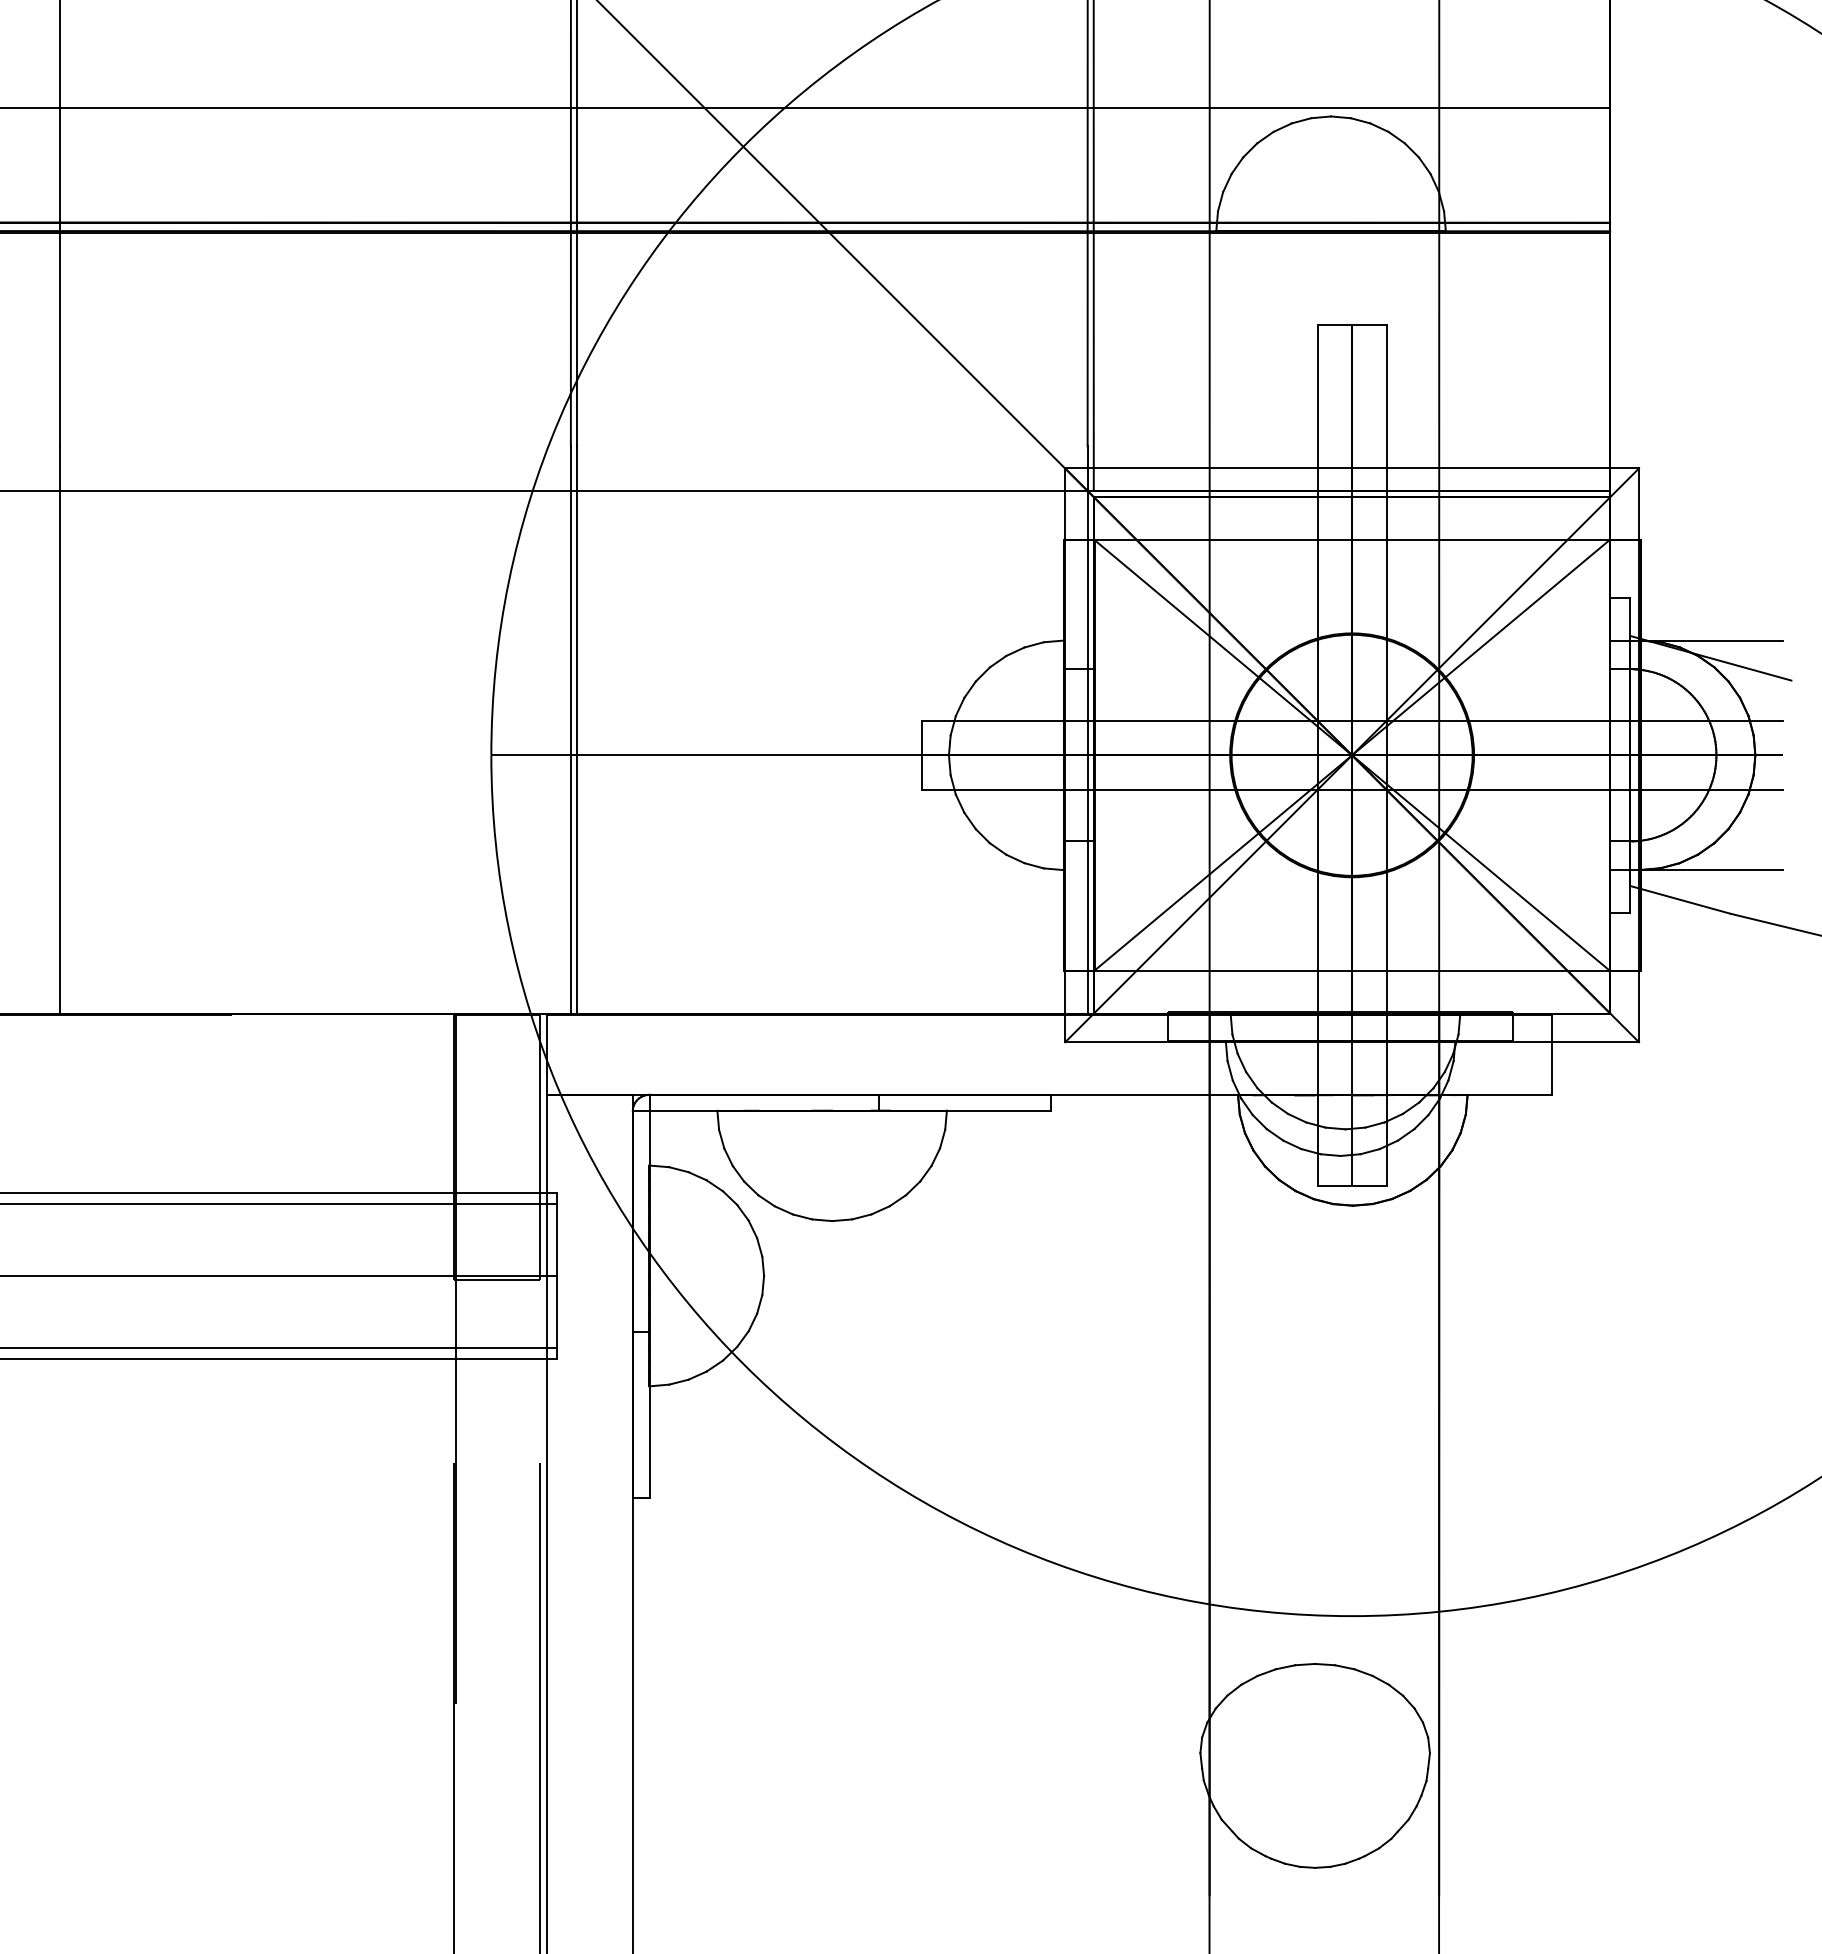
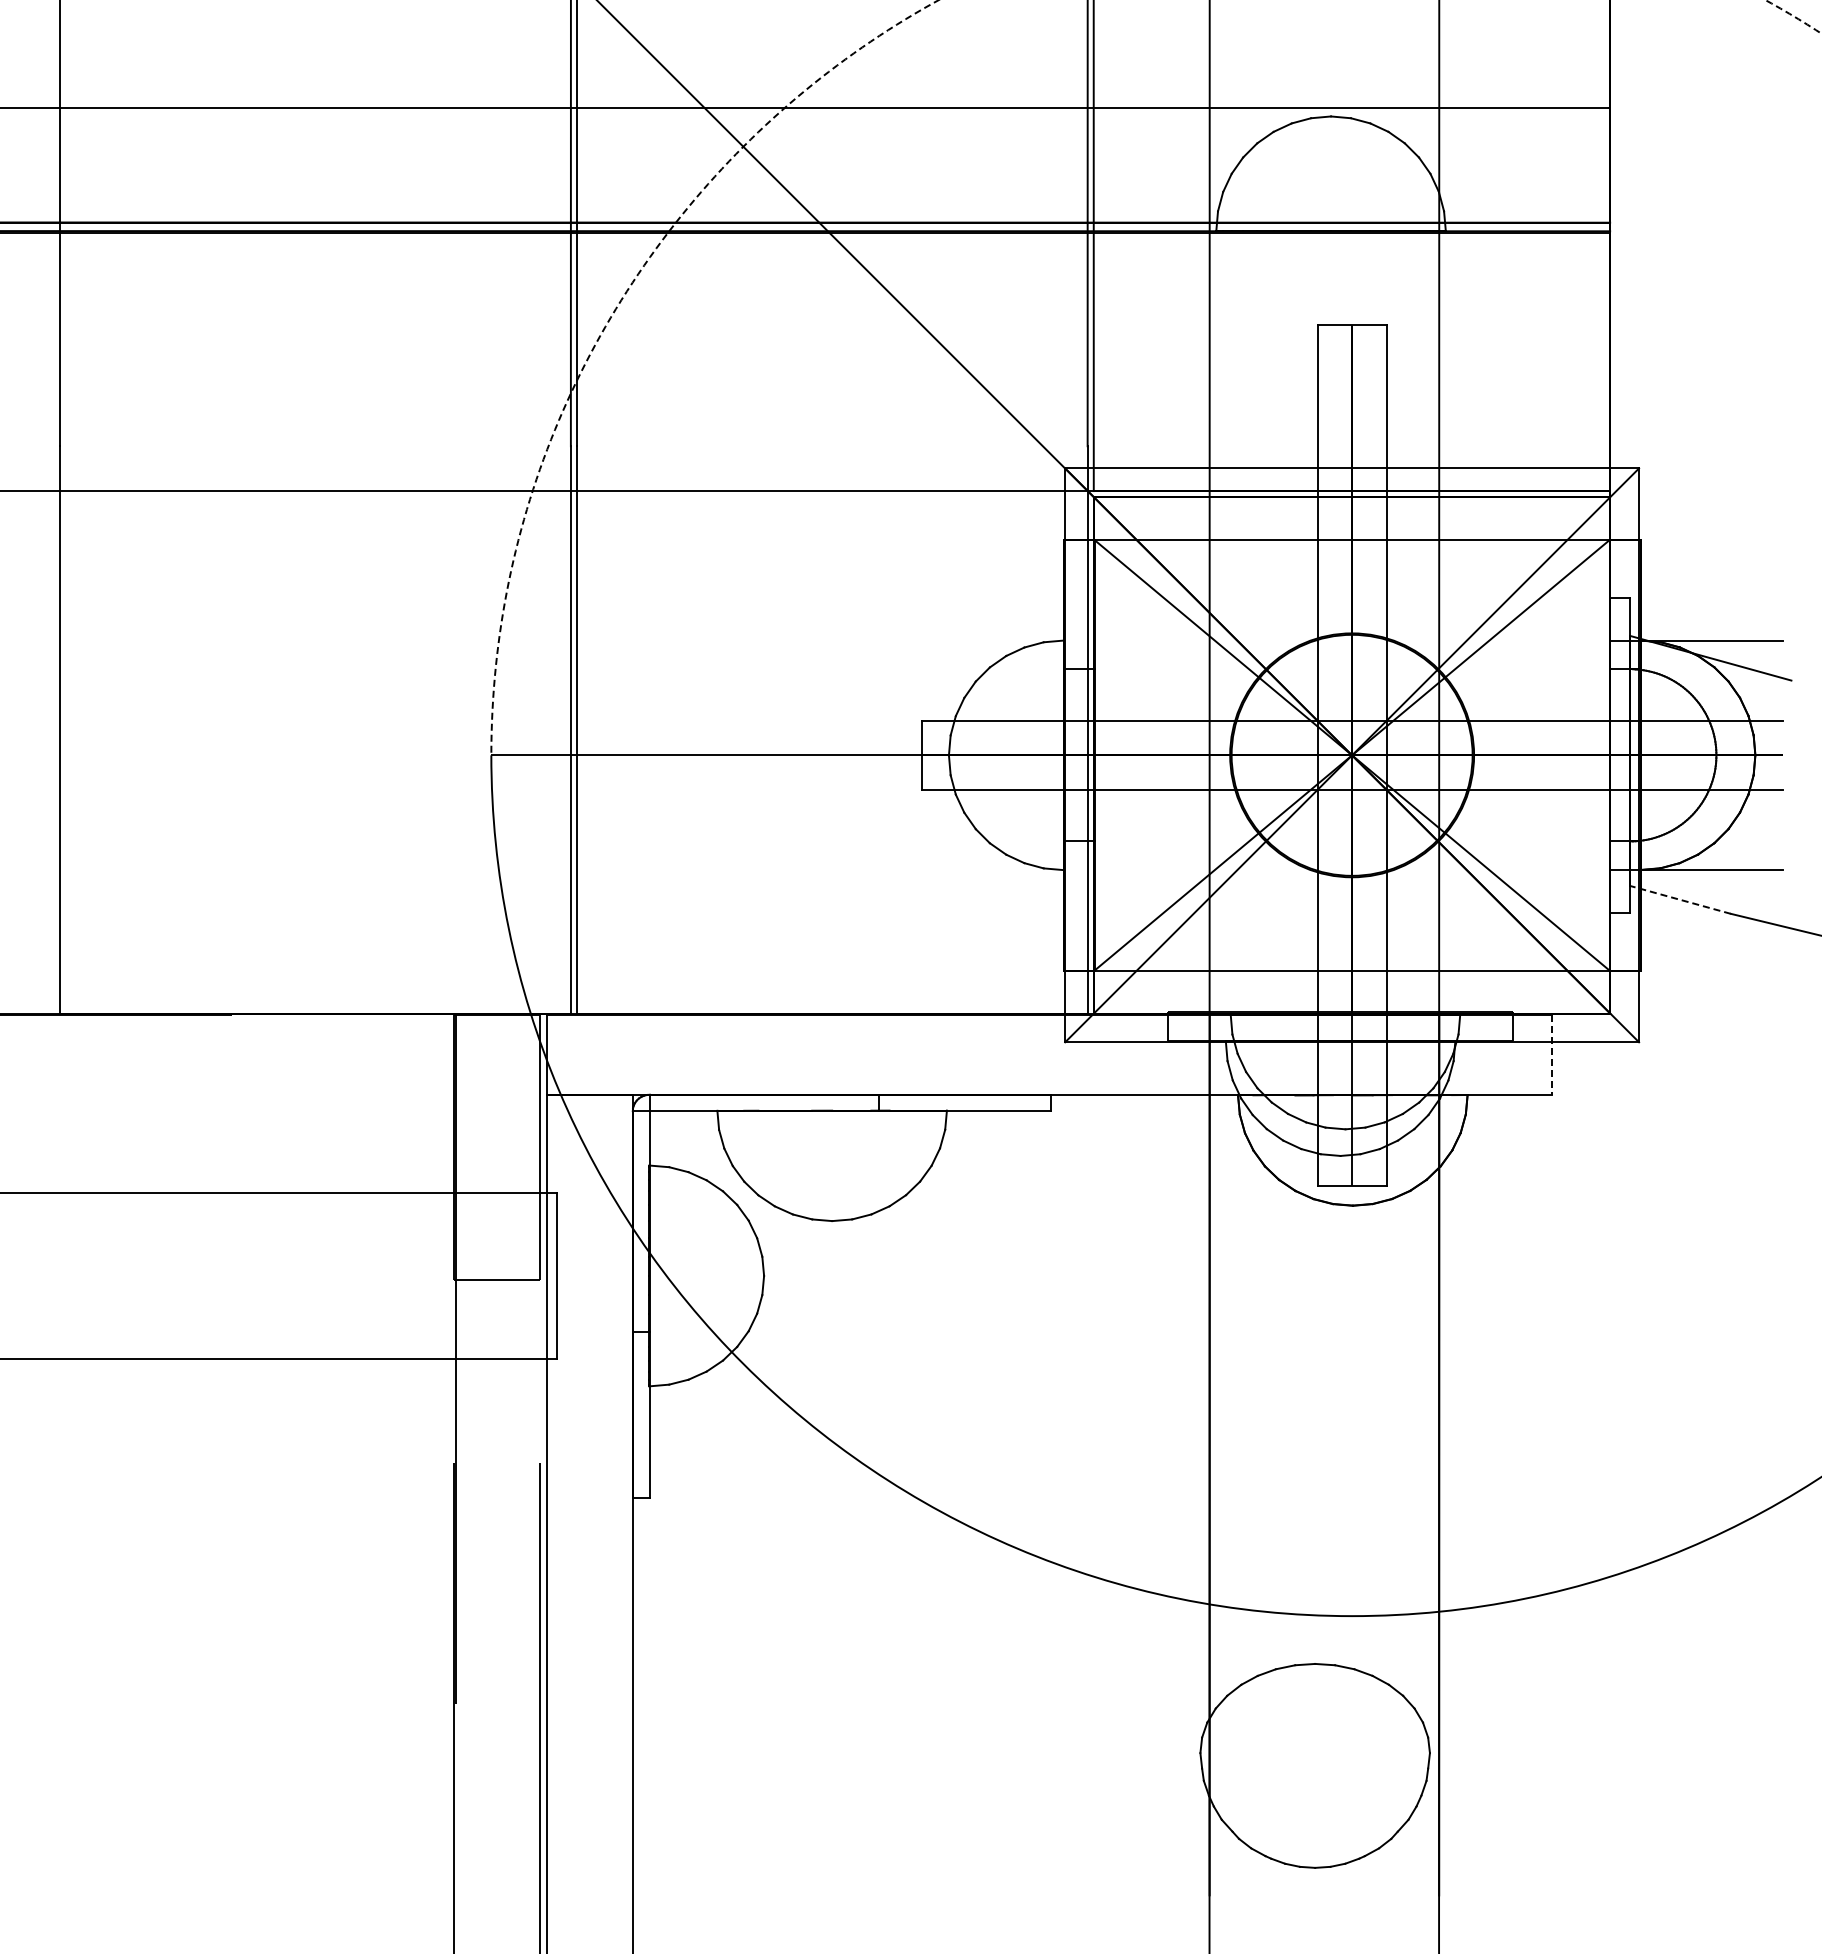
arc: solid -> dashed (628, 289)
line: solid -> dashed (1680, 899)
line: solid -> dashed (1551, 1055)
line: present -> none (279, 1204)
line: present -> none (279, 1275)
line: present -> none (279, 1347)
